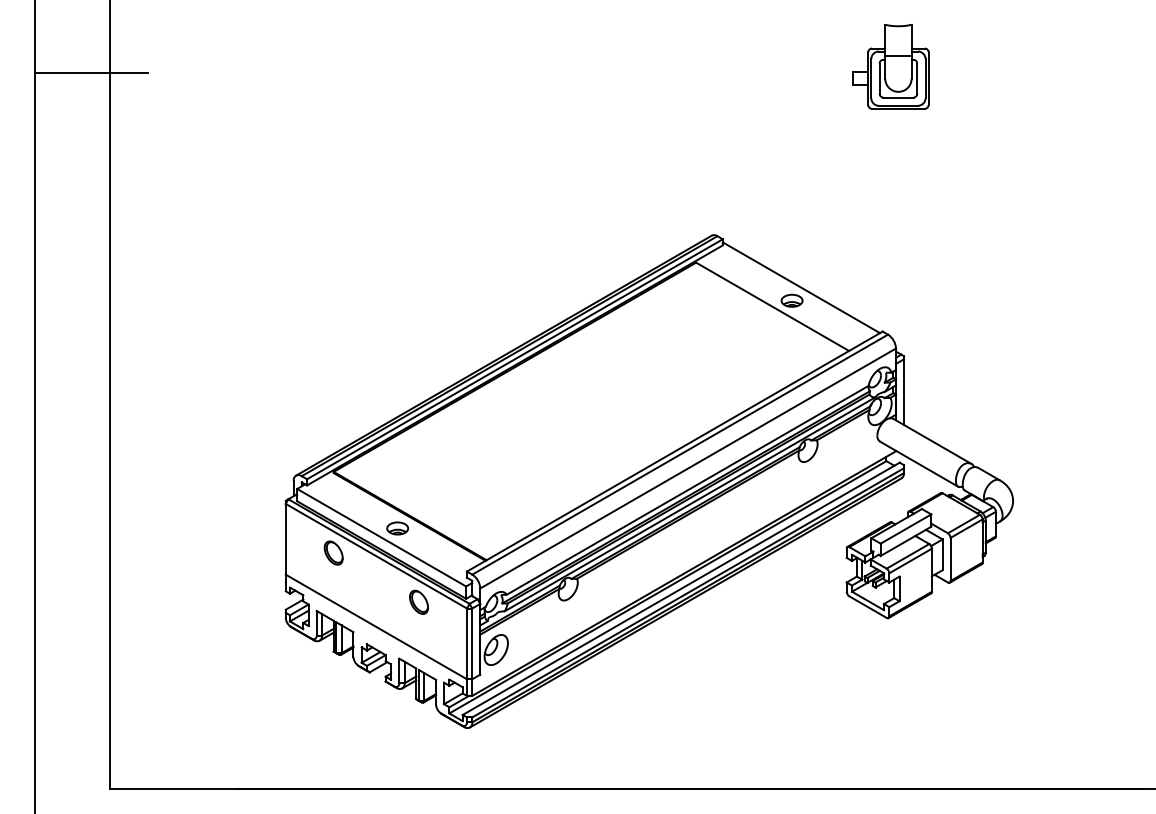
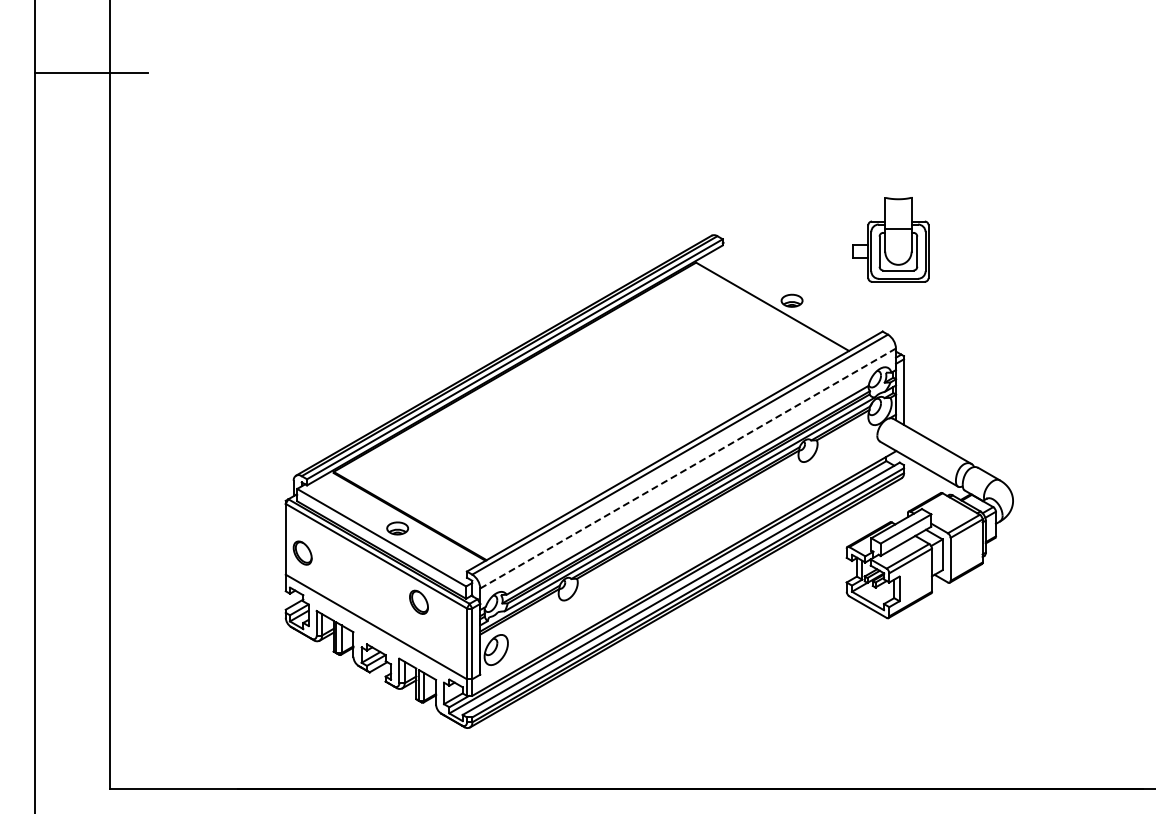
part position: (890, 66) -> (890, 239) (890, 239)
line: present -> none (801, 287)
line: solid -> dashed (688, 468)
part position: (333, 552) -> (302, 552) (302, 552)
